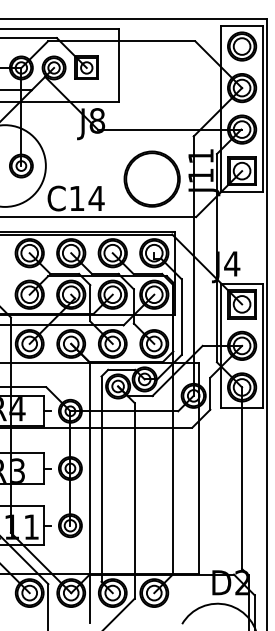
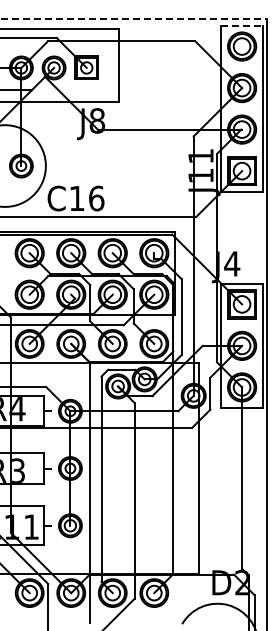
line: solid -> dashed (133, 18)
line: solid -> dashed (242, 25)
part: present -> none (151, 178)
text: C14 -> C16 (96, 198)
